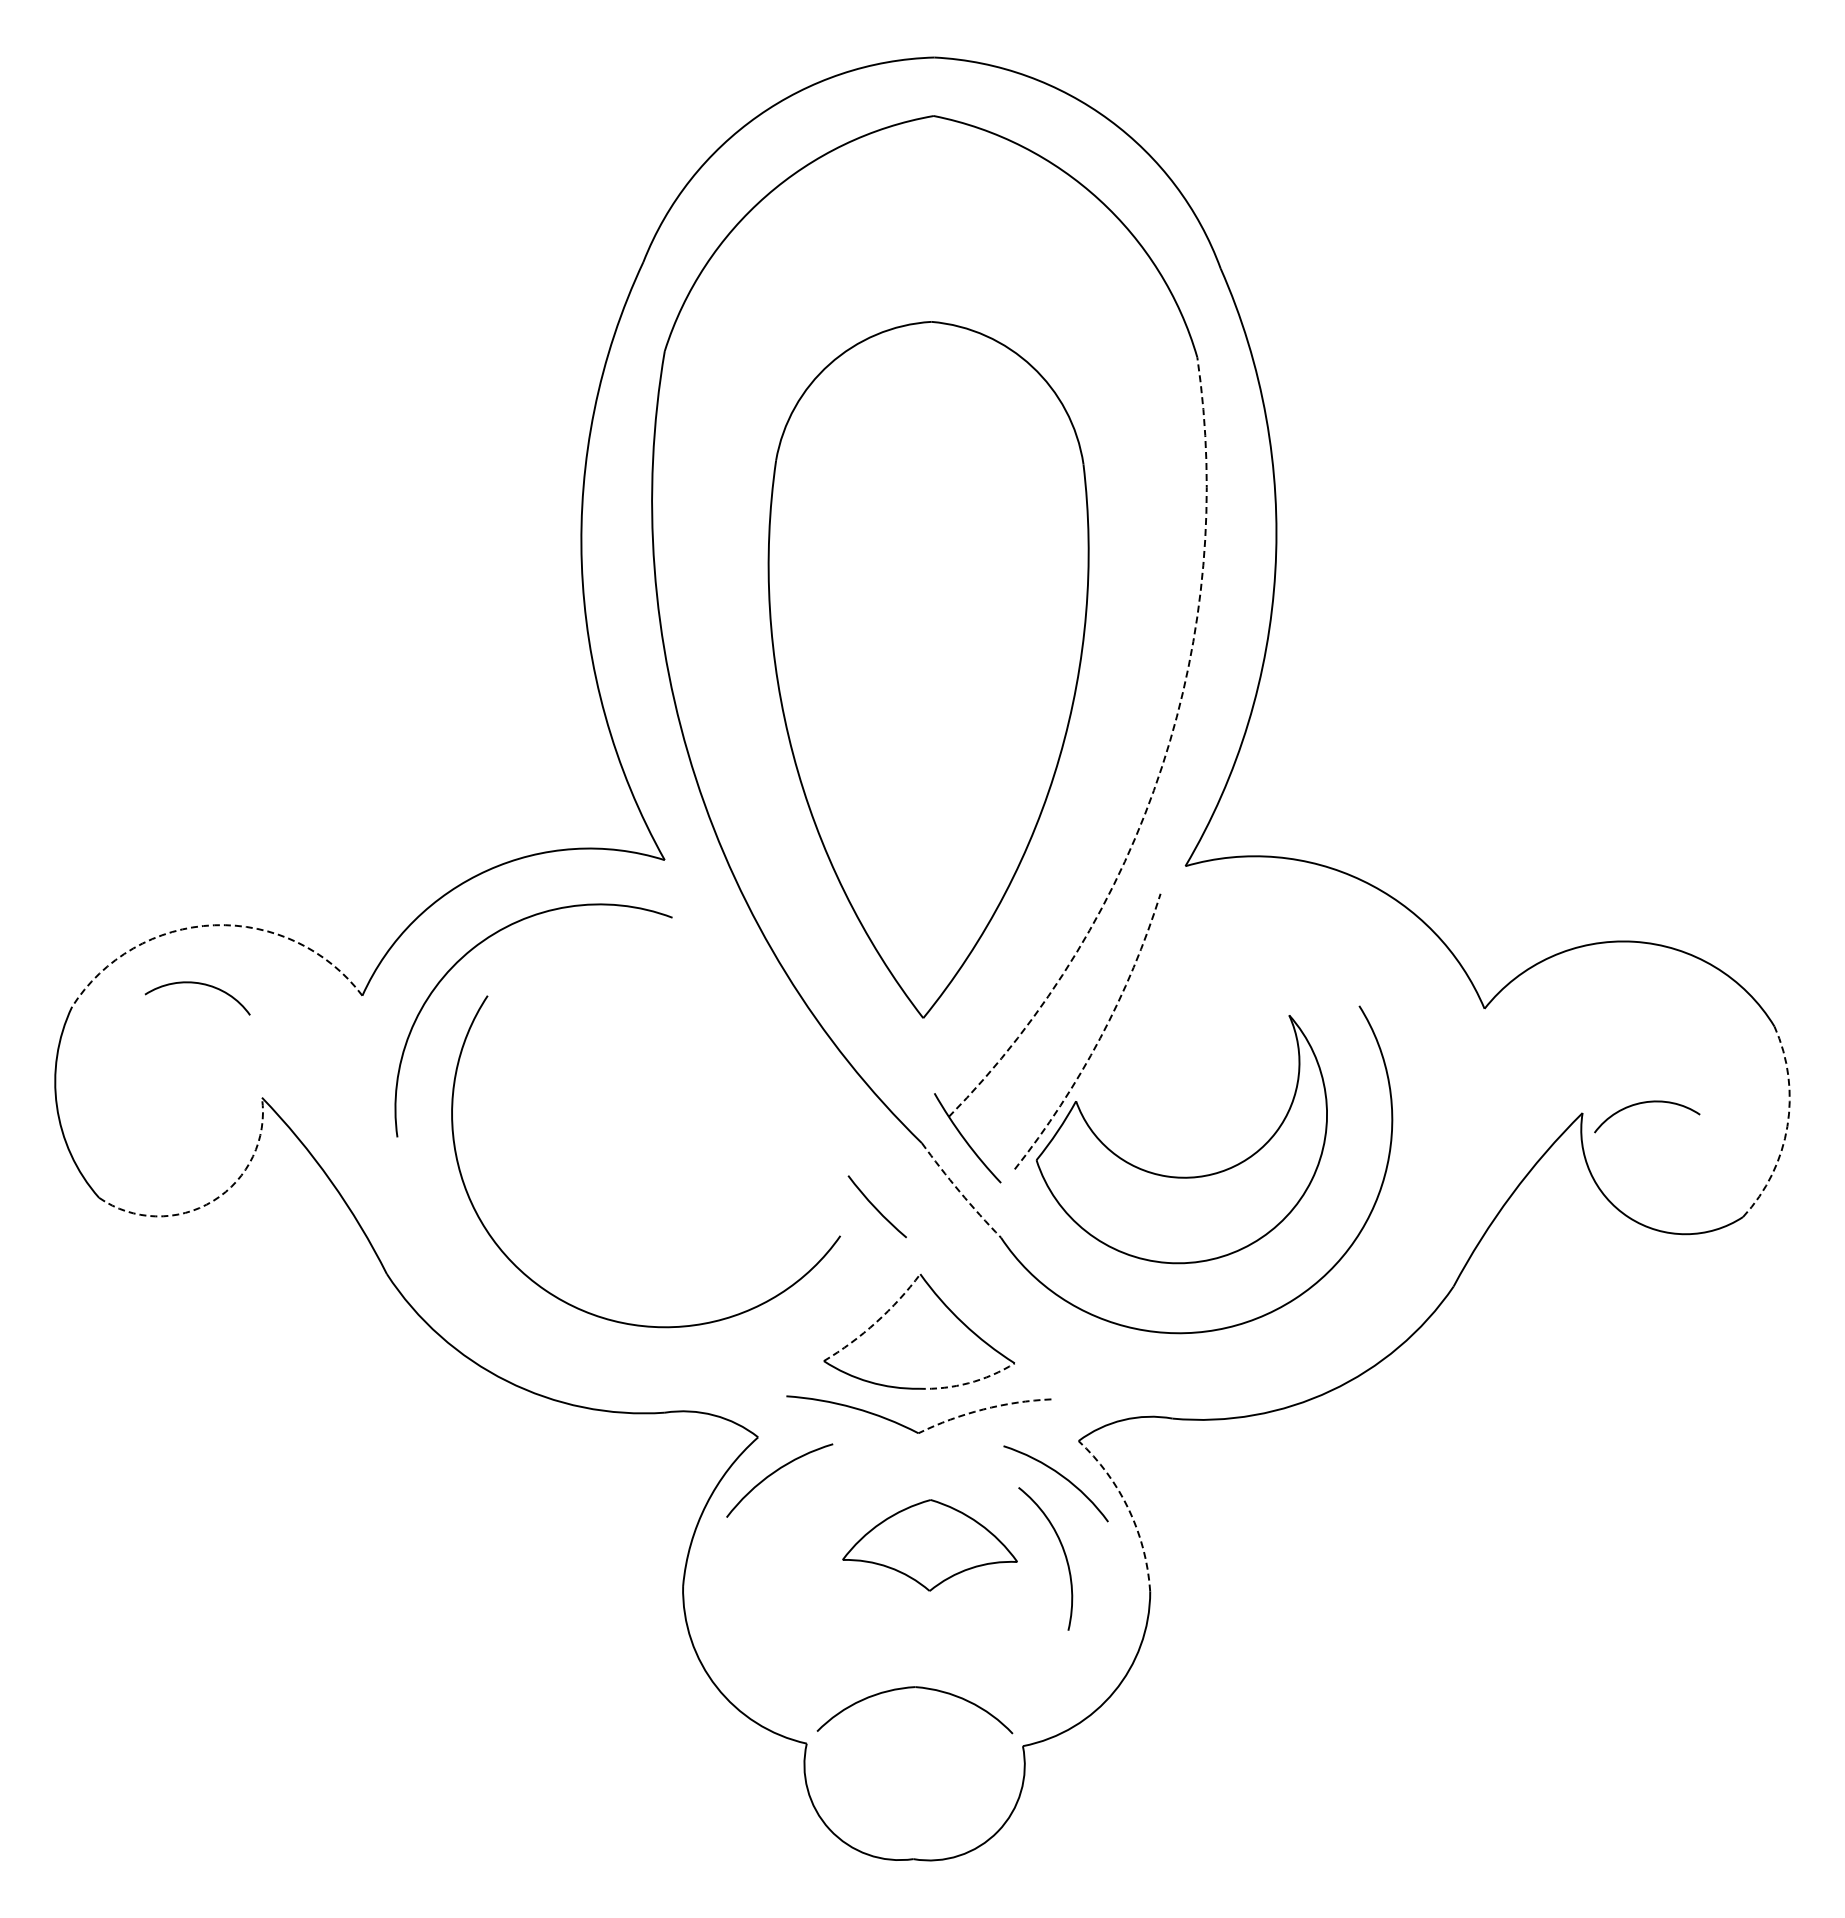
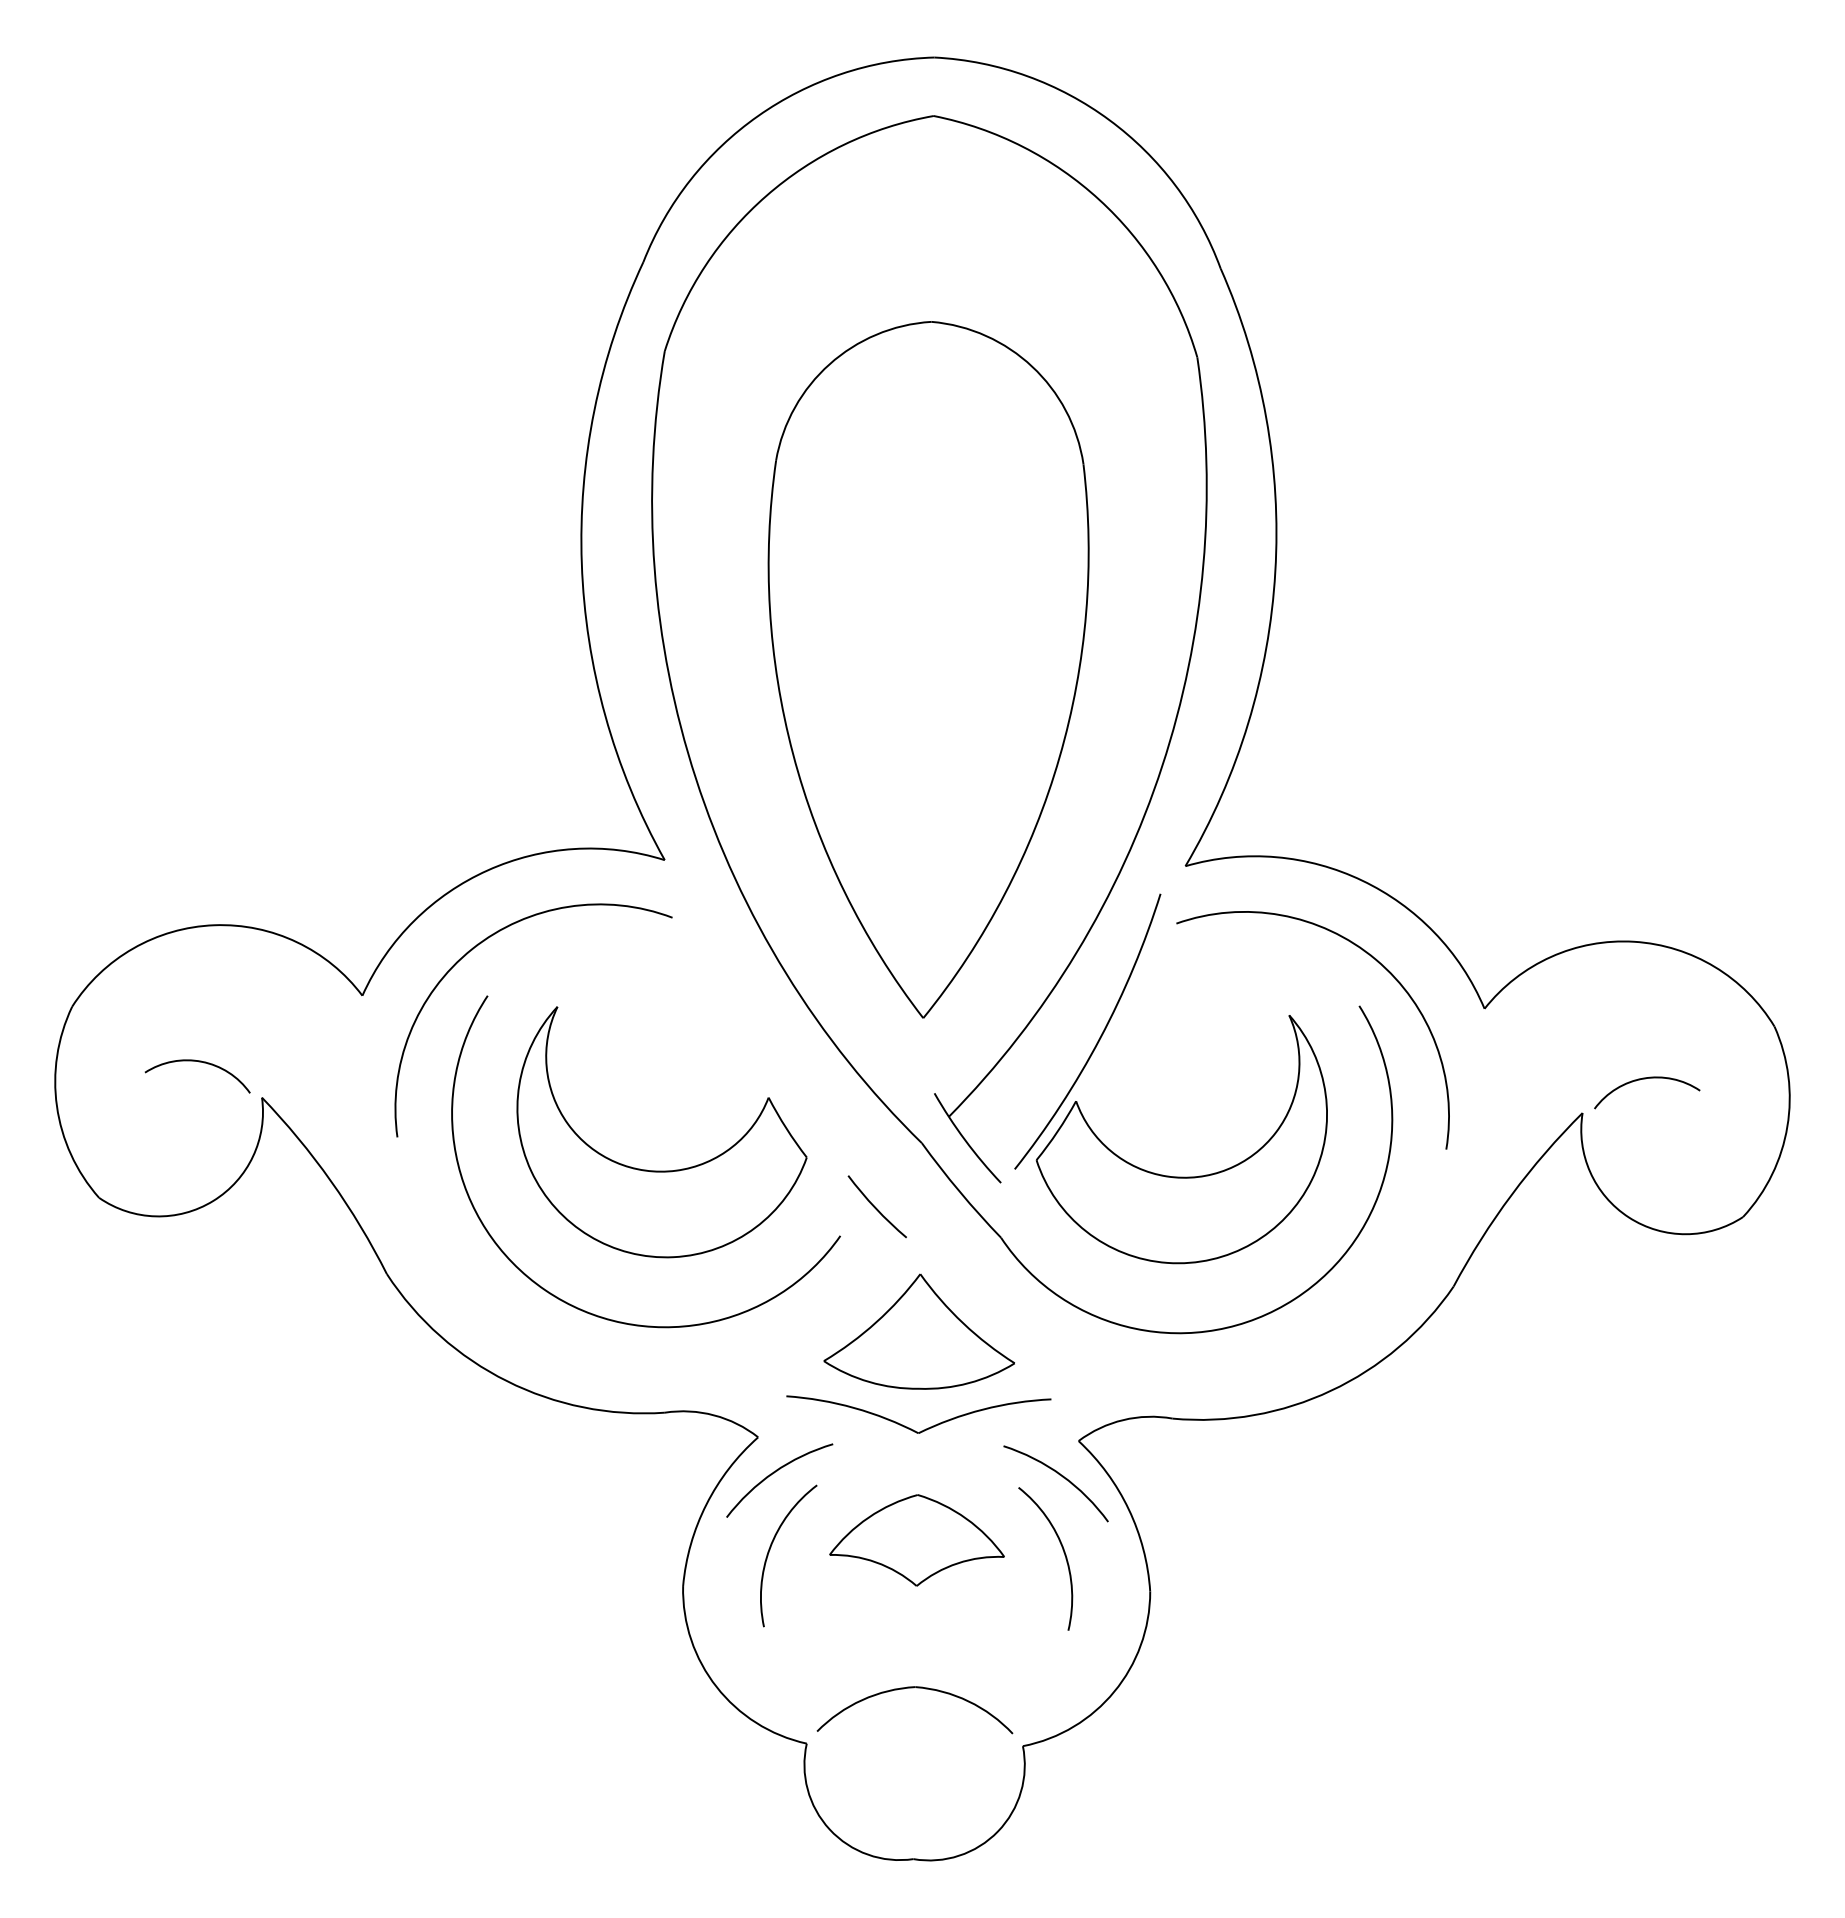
arc: dashed -> solid (1162, 766)
arc: dashed -> solid (214, 925)
arc: none -> present (1372, 958)
arc position: (198, 984) -> (198, 1062) (198, 1062)
arc: dashed -> solid (1100, 1038)
arc position: (1645, 1103) -> (1645, 1079) (1645, 1079)
arc: dashed -> solid (1787, 1126)
part: none -> present (661, 1170)
arc: dashed -> solid (959, 1191)
arc: dashed -> solid (213, 1200)
arc: dashed -> solid (876, 1322)
arc: dashed -> solid (968, 1383)
arc: dashed -> solid (983, 1409)
arc: dashed -> solid (1128, 1509)
part position: (929, 1545) -> (916, 1540) (916, 1540)
arc: none -> present (770, 1550)
